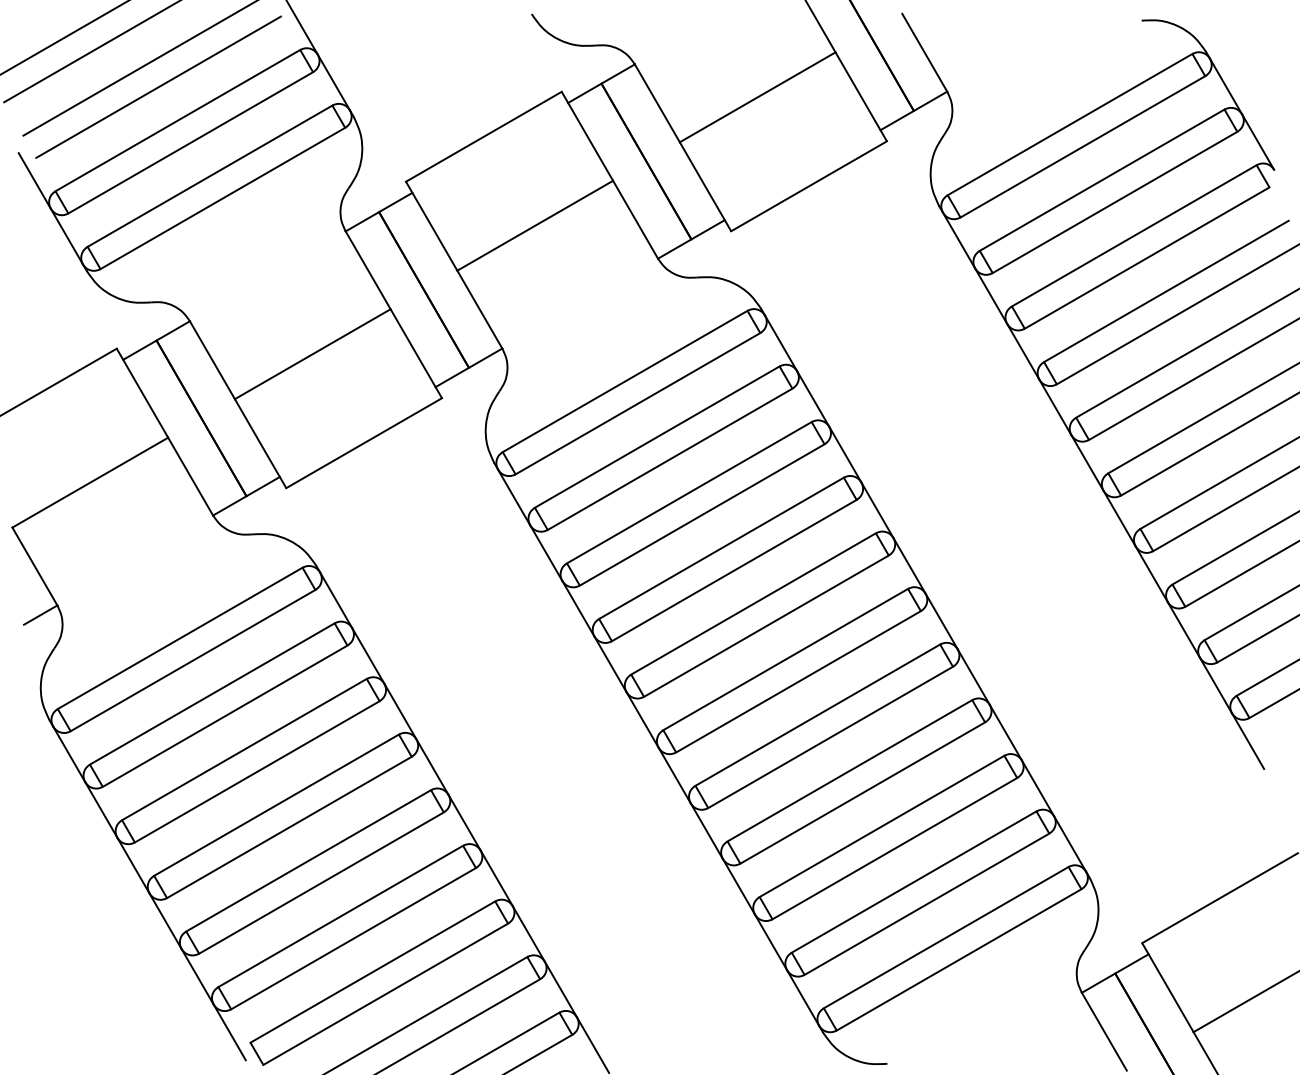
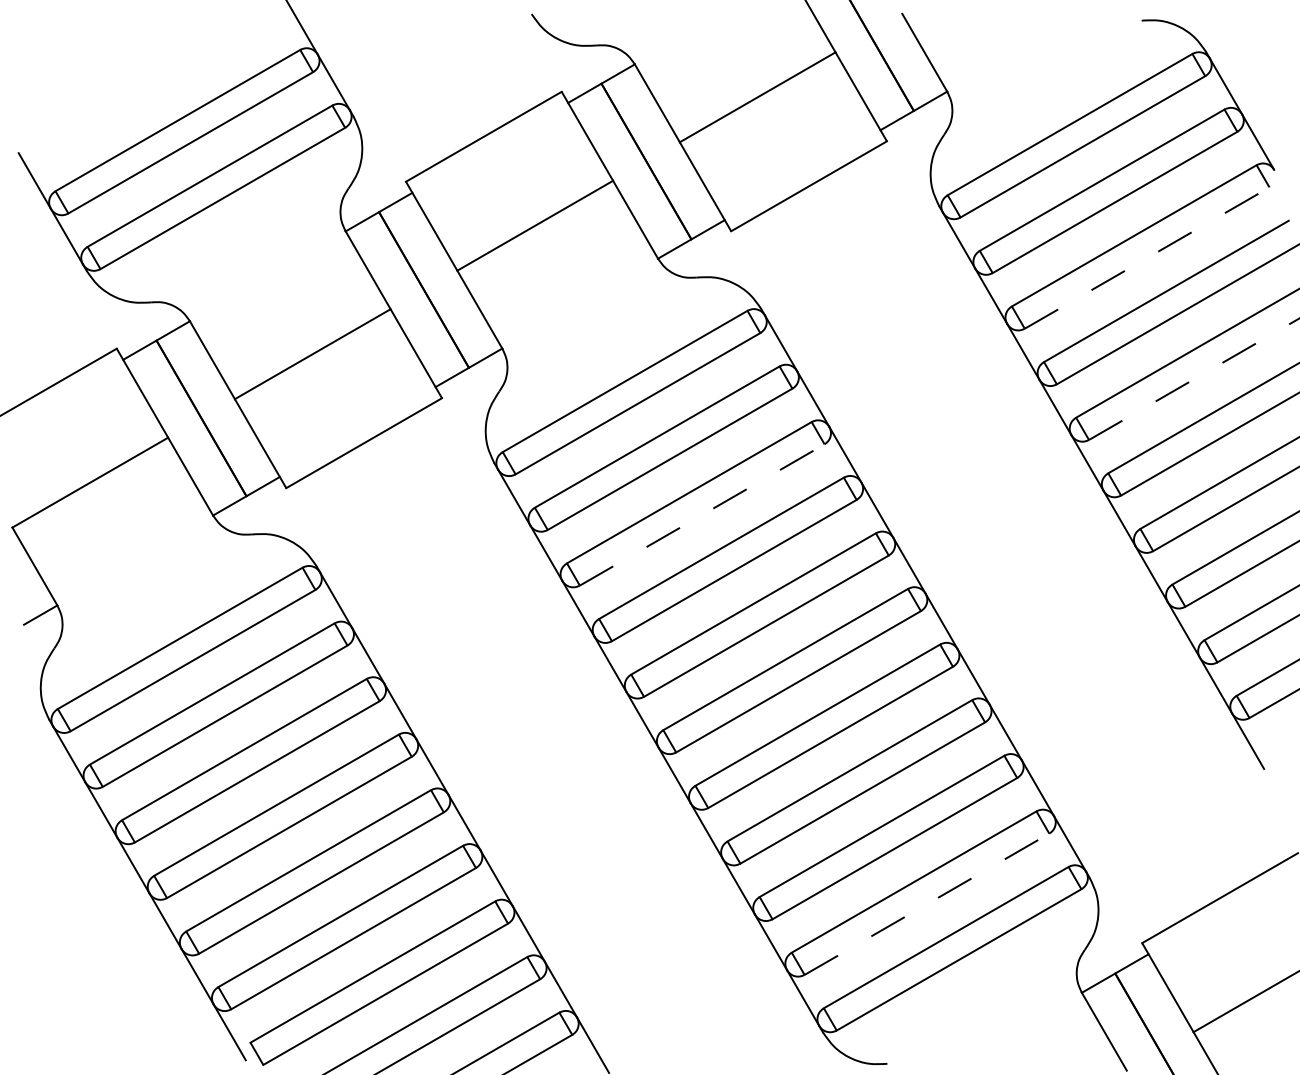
line: present -> none (63, 37)
line: present -> none (90, 52)
line: present -> none (138, 68)
line: present -> none (158, 86)
line: solid -> dashed (1147, 257)
line: solid -> dashed (1194, 379)
line: solid -> dashed (702, 514)
line: solid -> dashed (927, 904)
